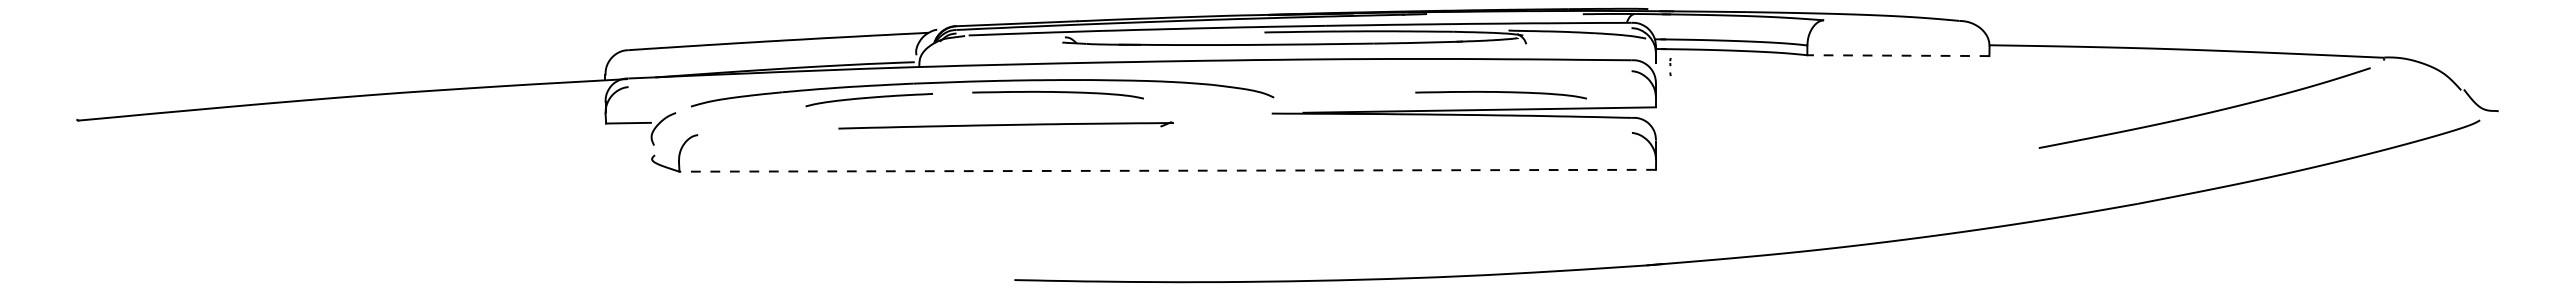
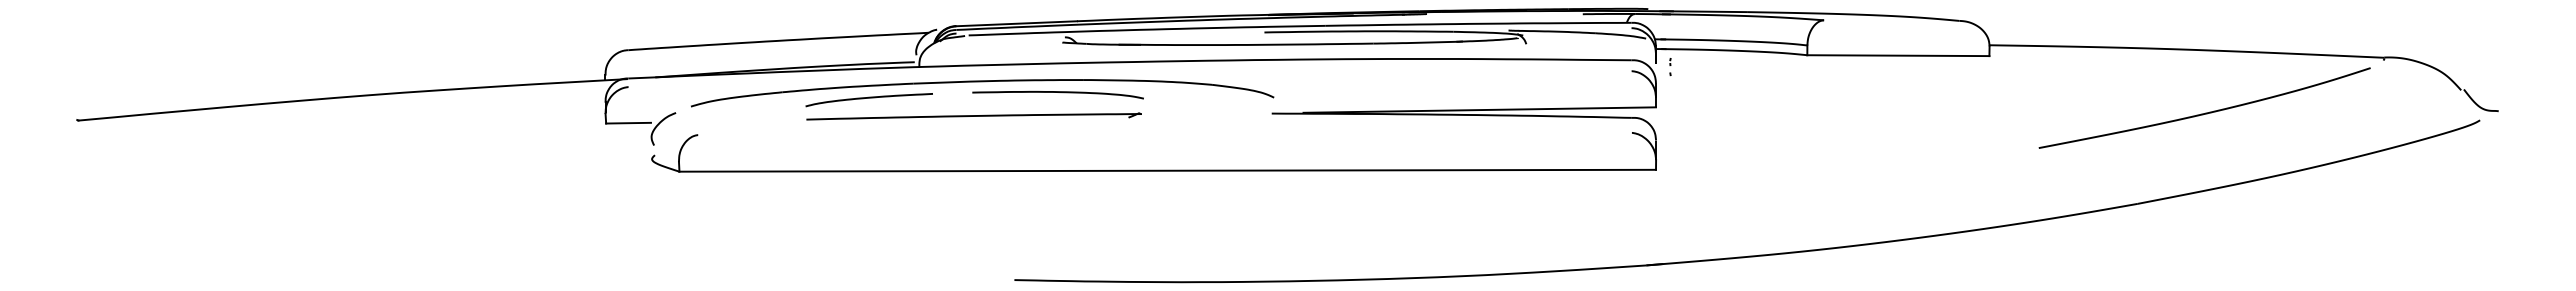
line: dashed -> solid (1897, 55)
curve: present -> none (1500, 92)
part position: (1005, 125) -> (973, 116) (973, 116)
line: dashed -> solid (1167, 170)
